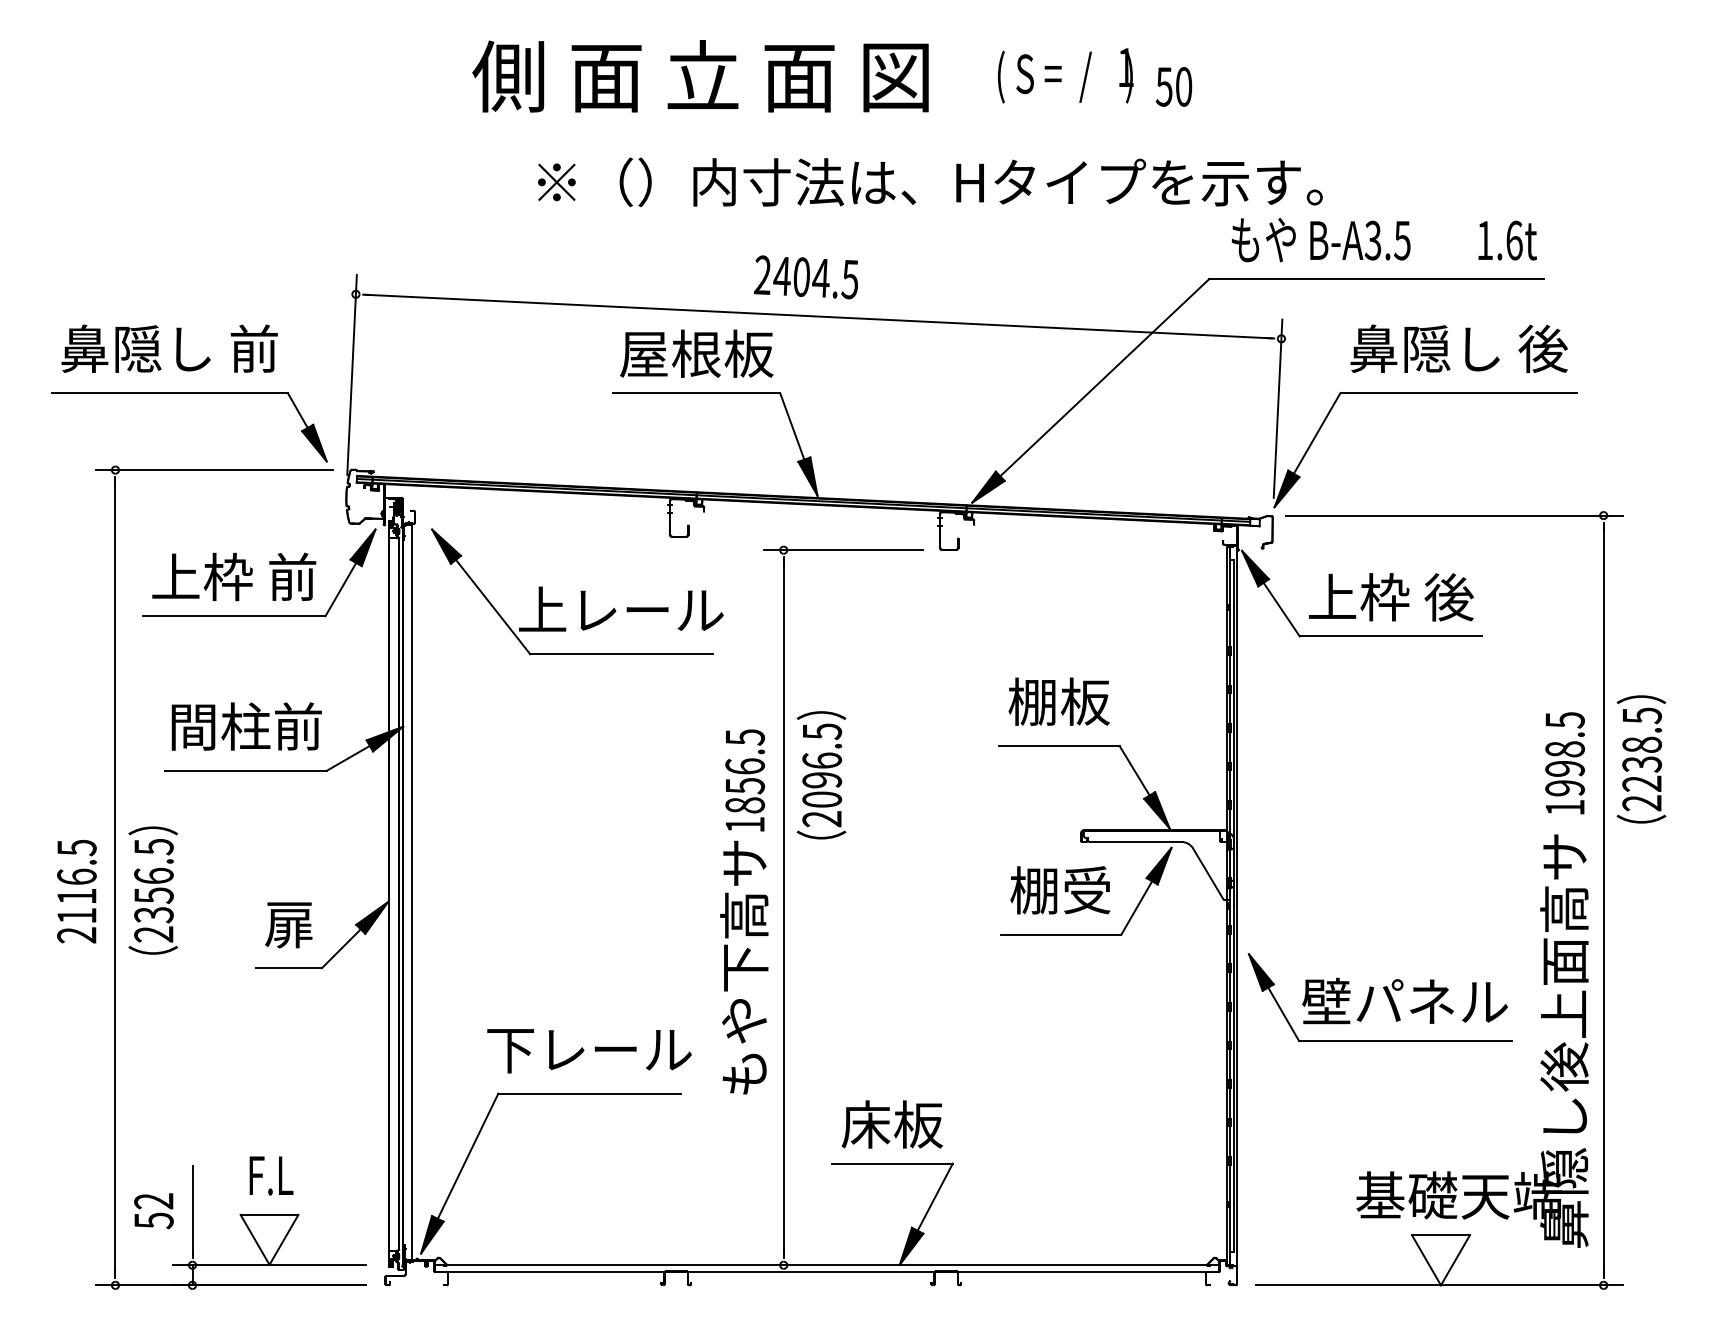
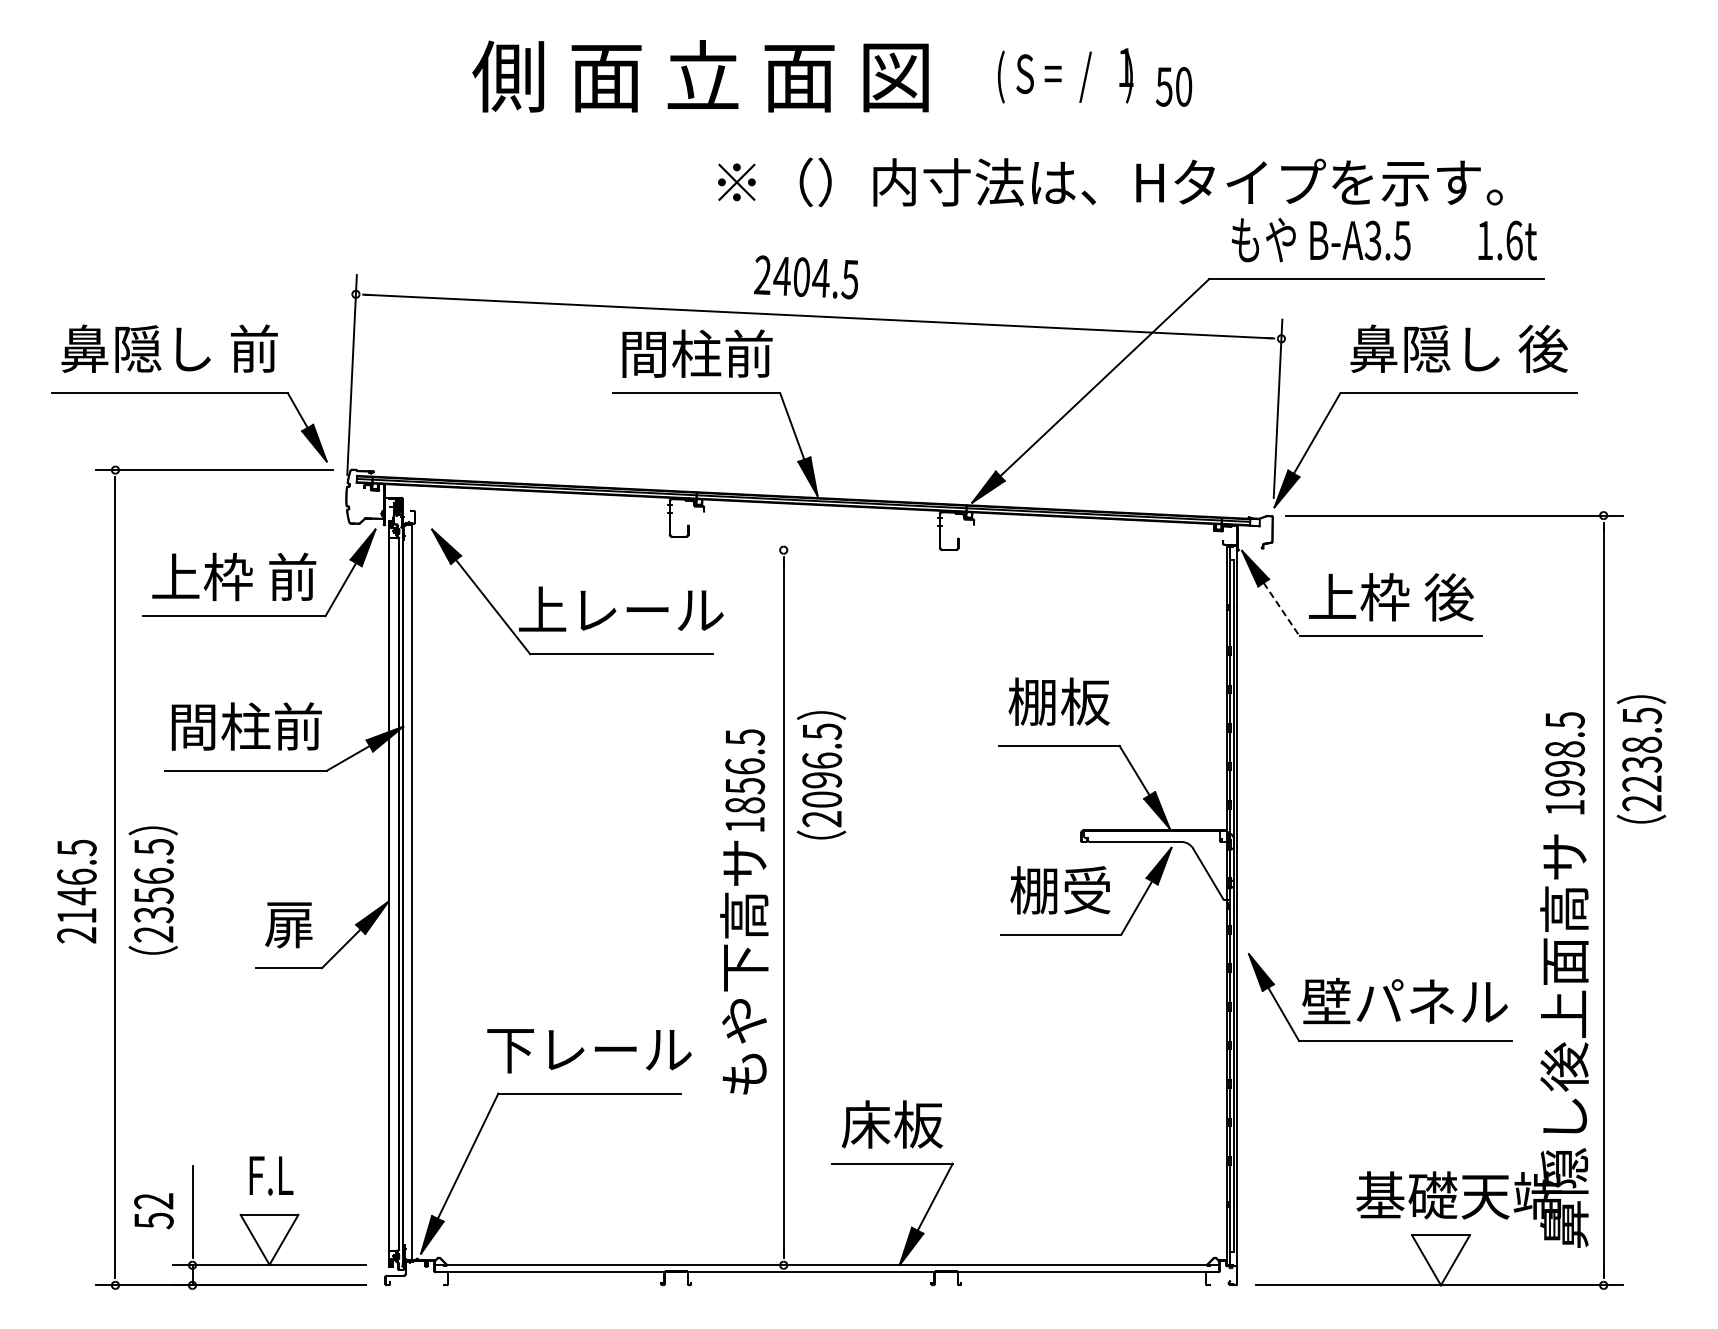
text position: (930, 182) -> (1110, 182) (1110, 182)
text: 屋根板 -> 間柱前 (696, 353)
line: present -> none (843, 550)
line: solid -> dashed (1281, 610)
text: 2116.5 -> 2146.5 (76, 896)
